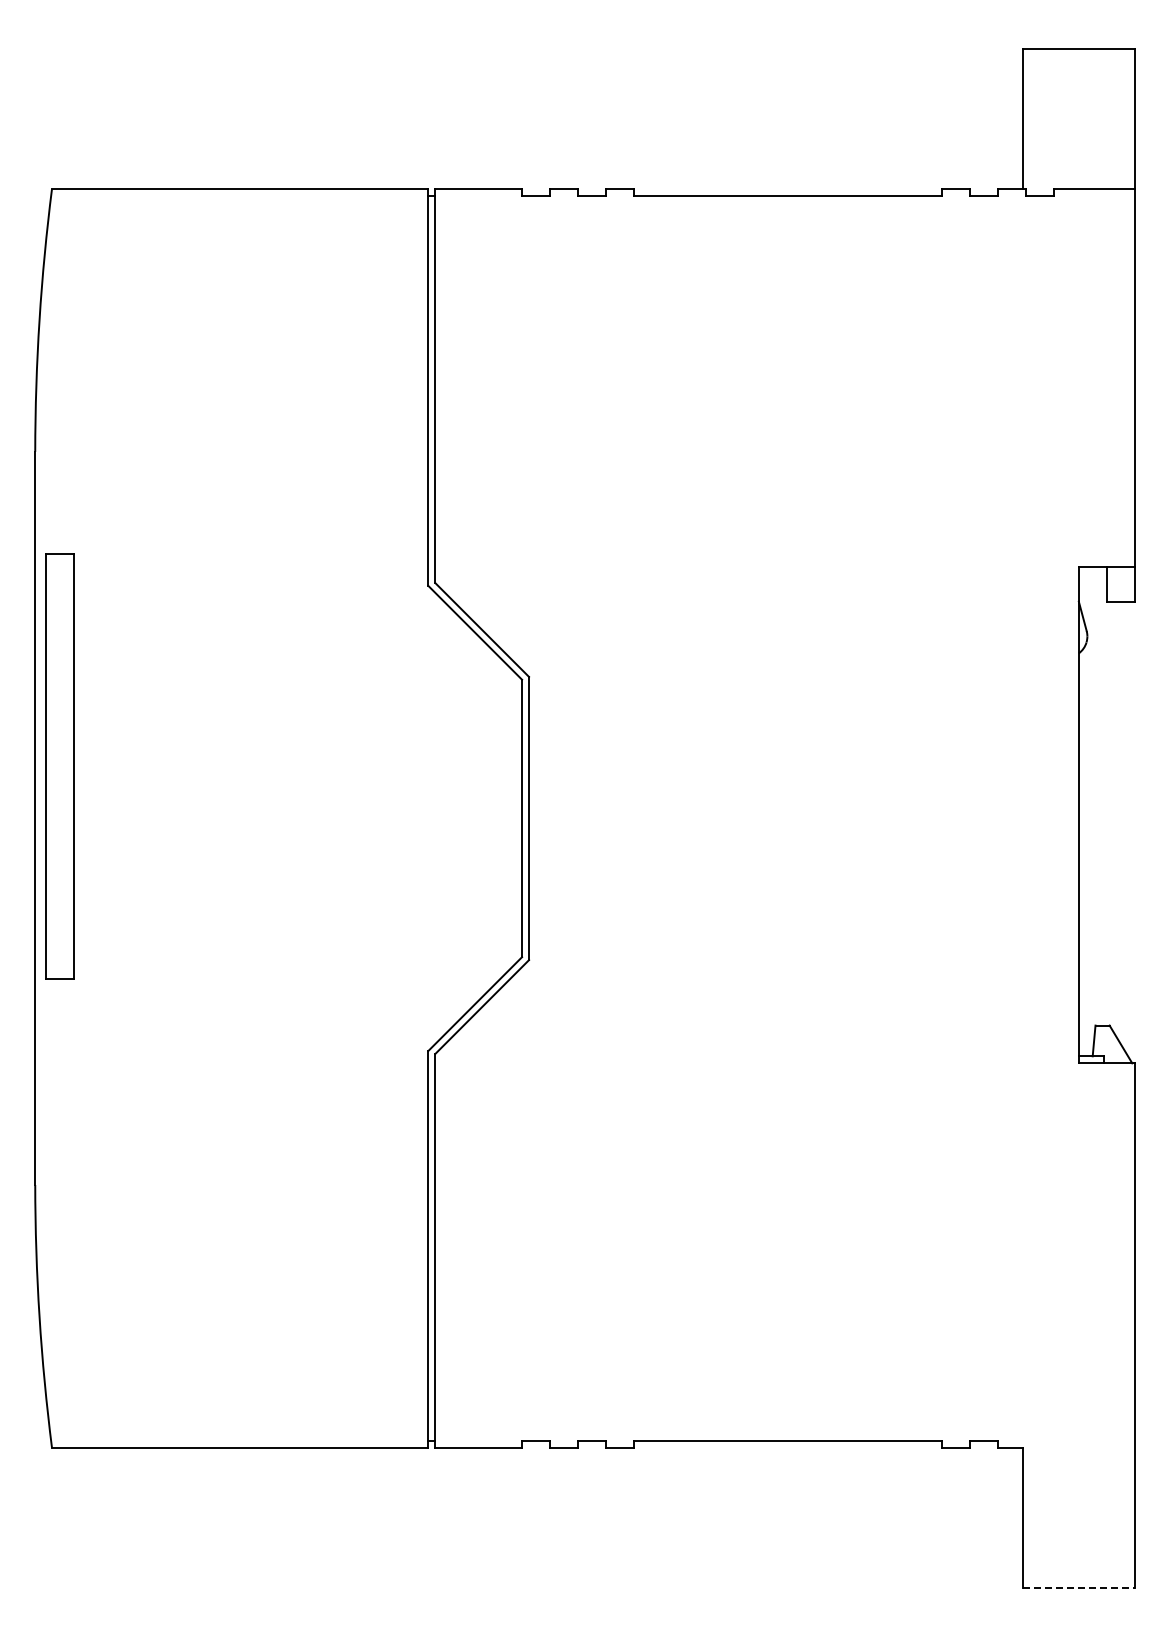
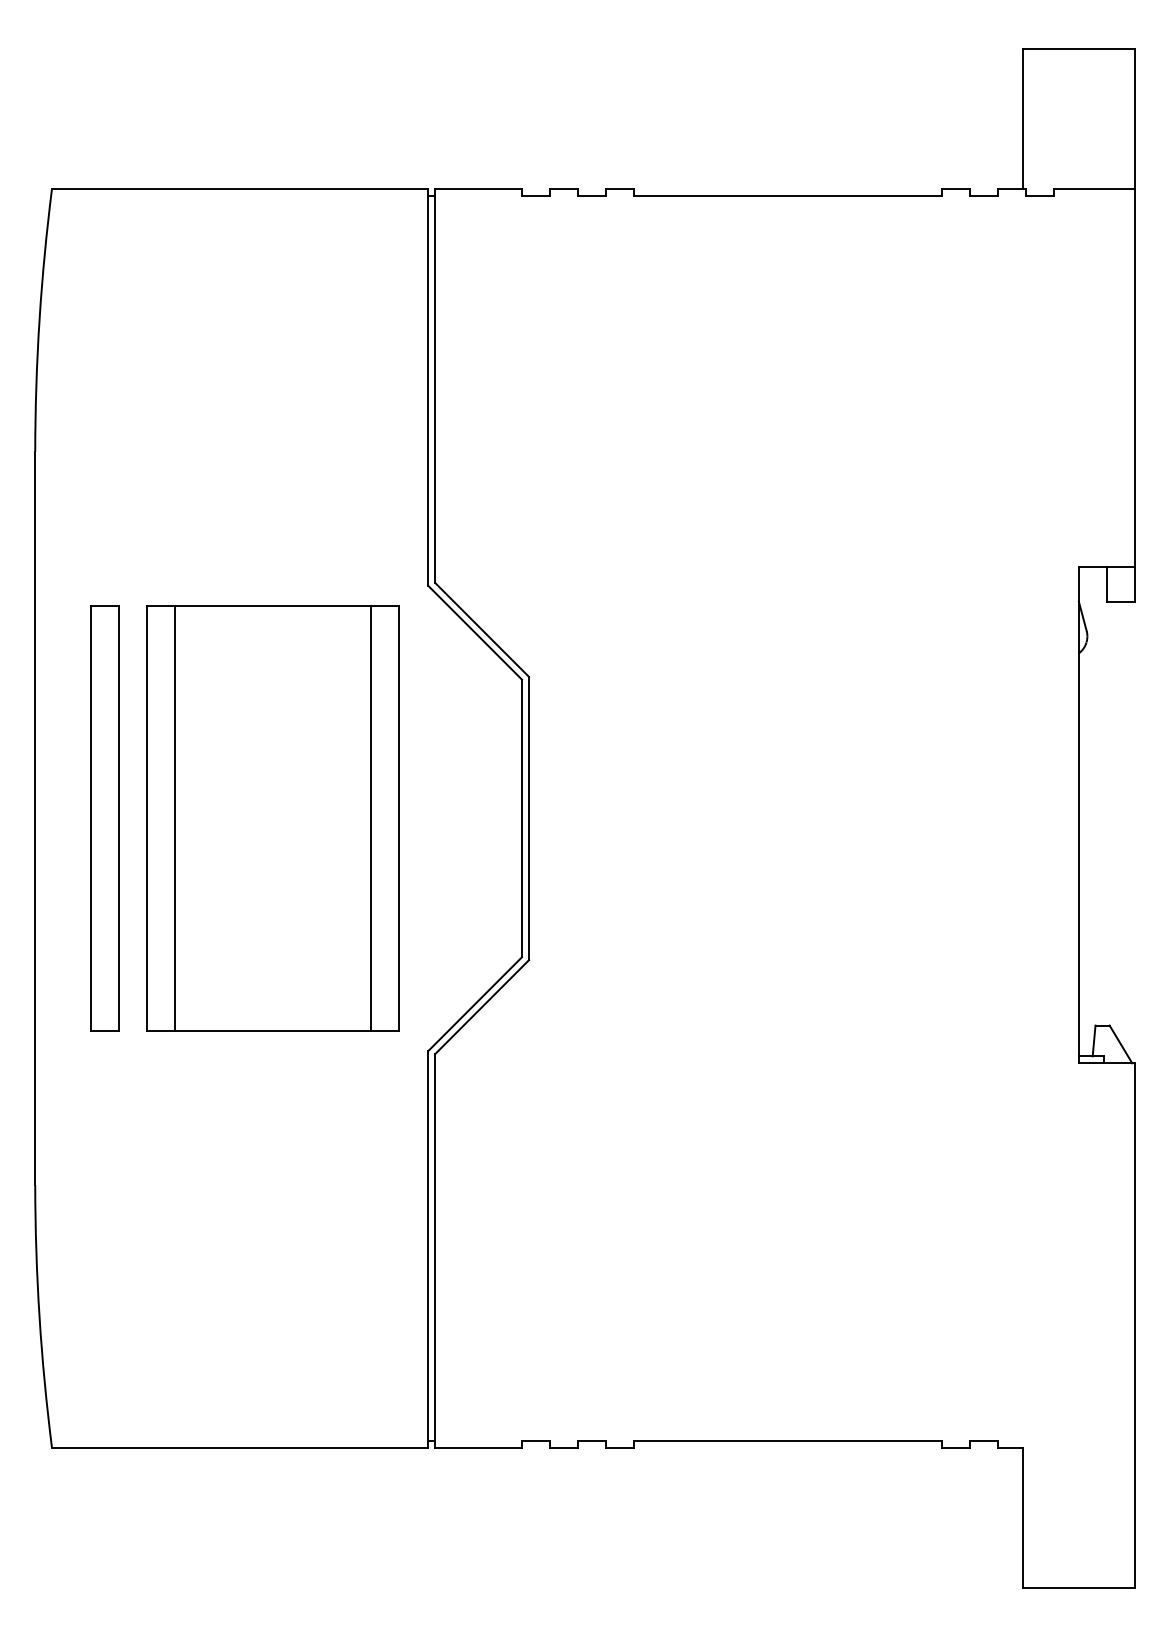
part position: (59, 766) -> (104, 818) (104, 818)
part: none -> present (272, 818)
line: dashed -> solid (1078, 1587)
